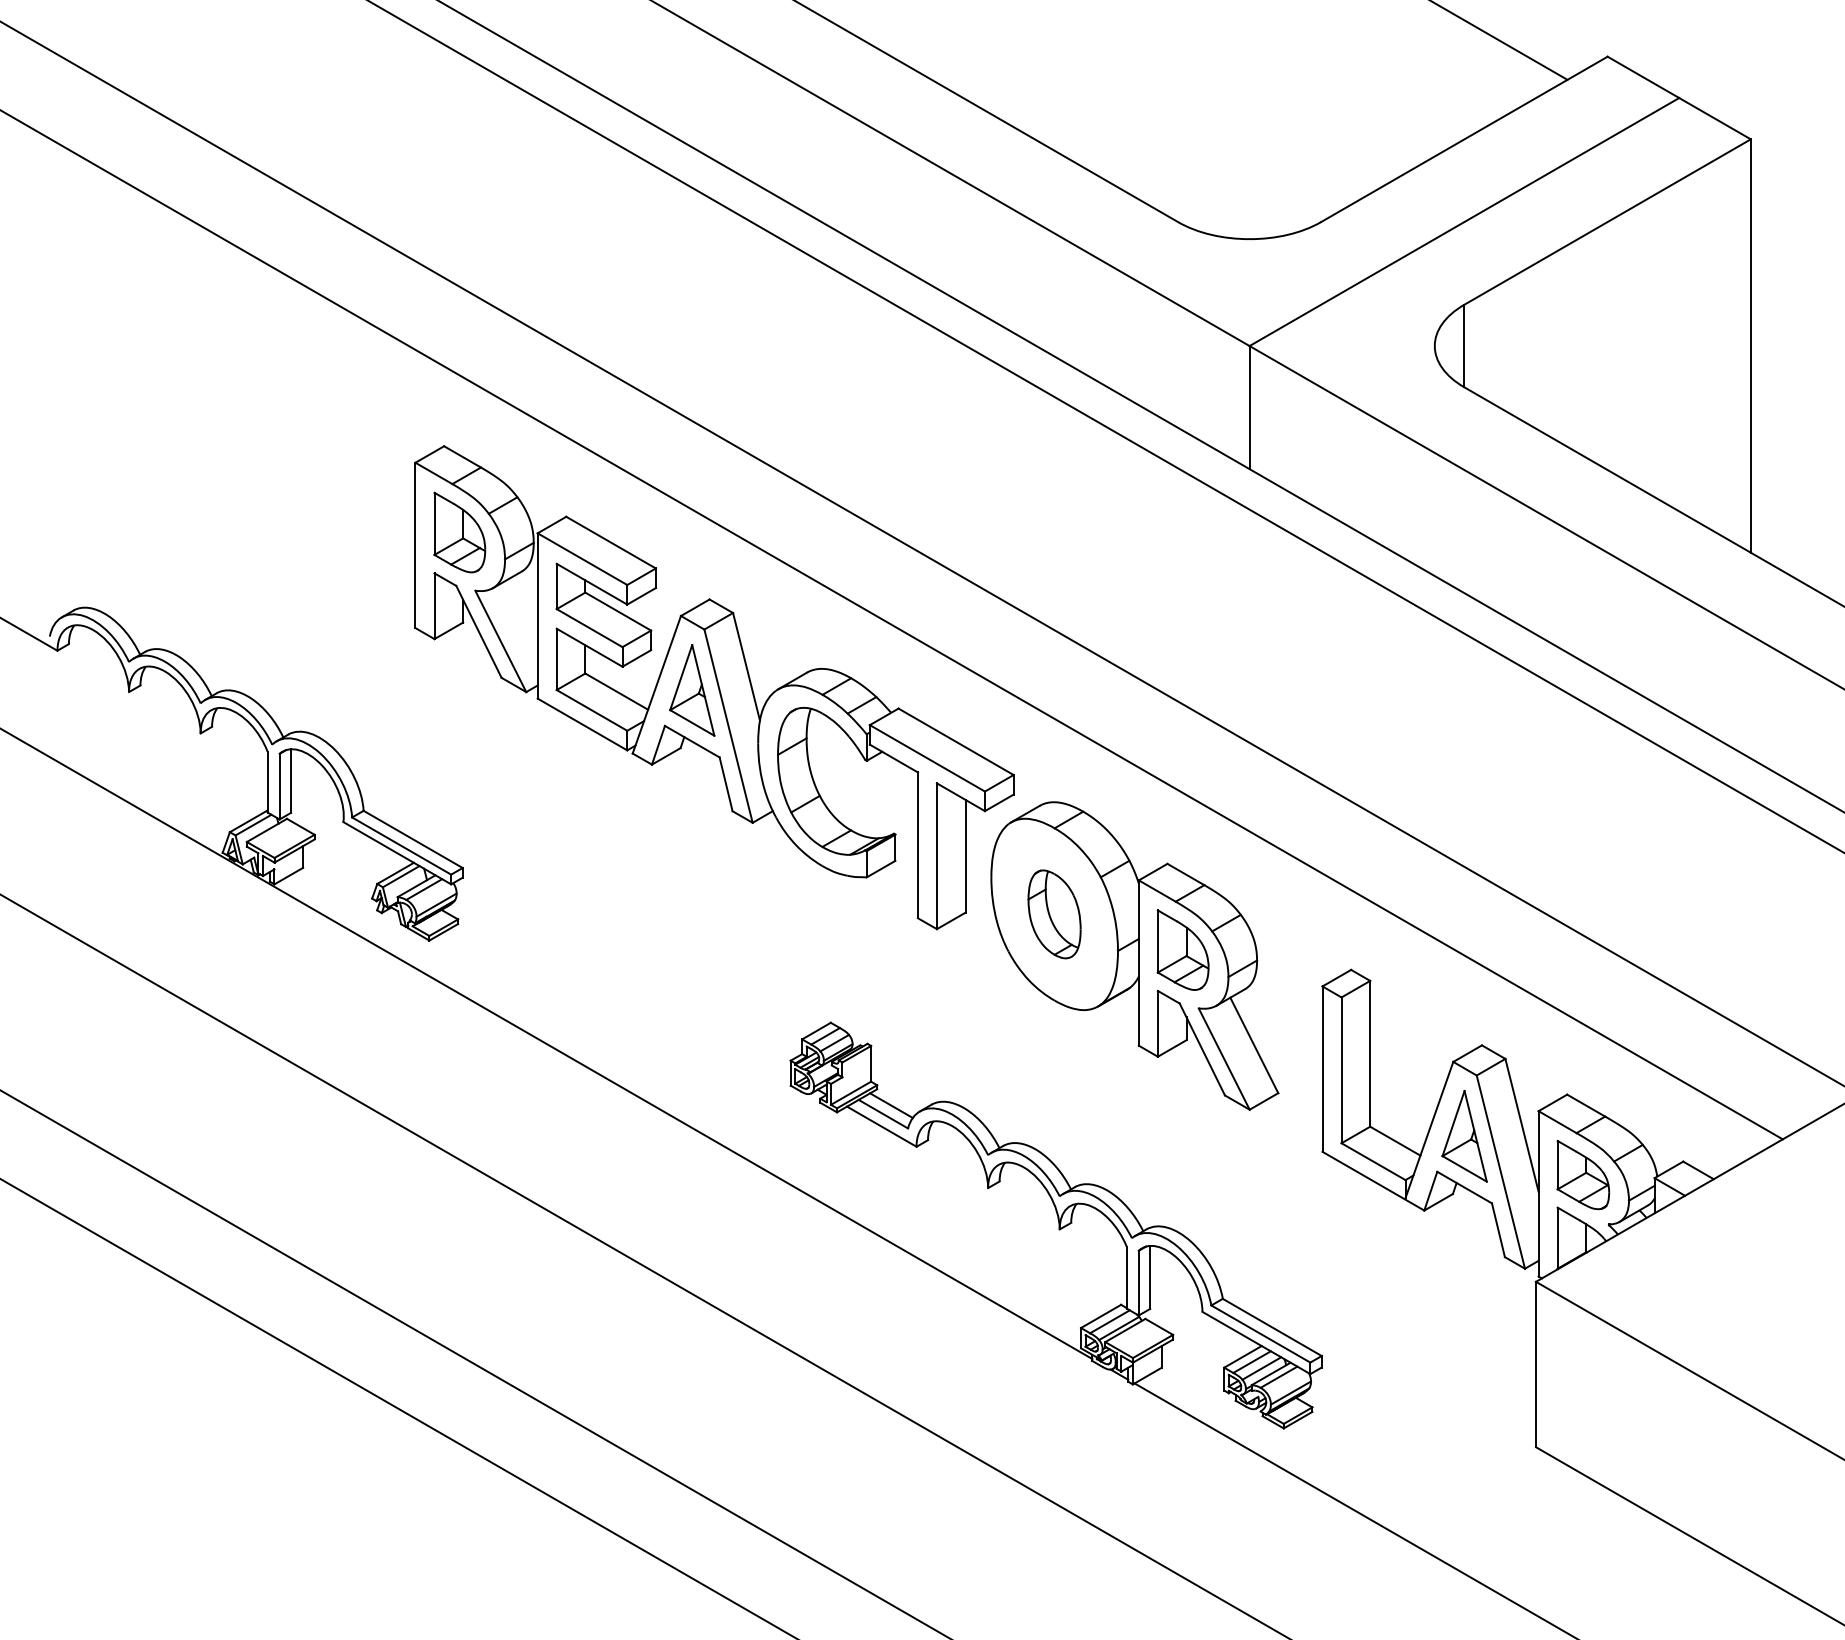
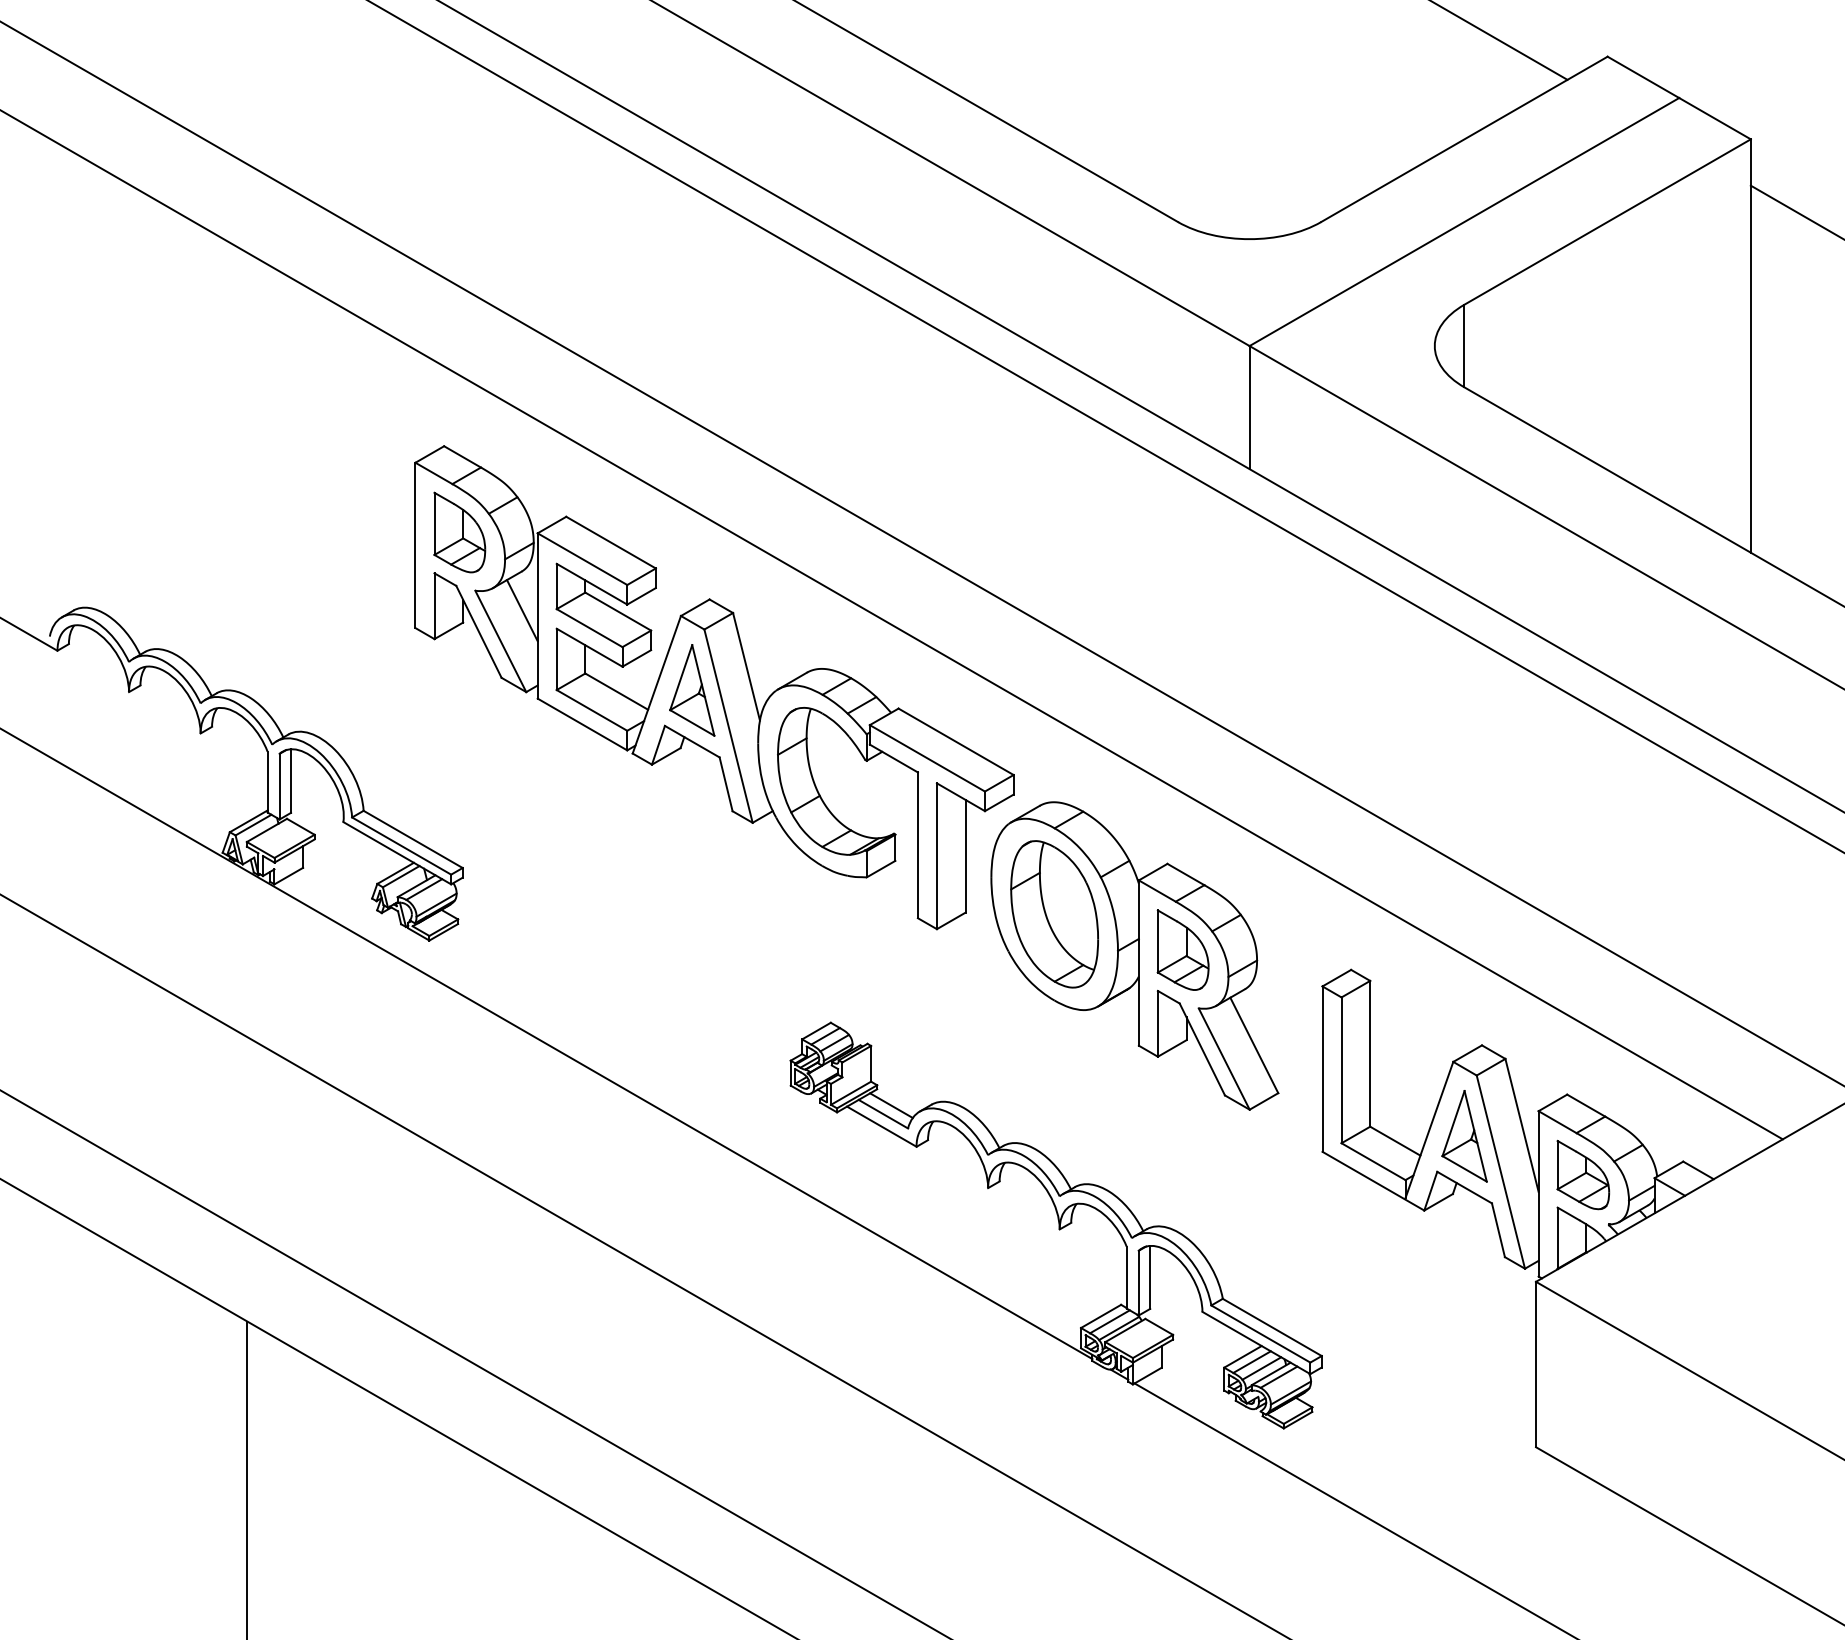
line: none -> present (1795, 211)
line: none -> present (522, 610)
part size: 55x91 px -> 89x149 px (1054, 914)
line: none -> present (247, 1478)
